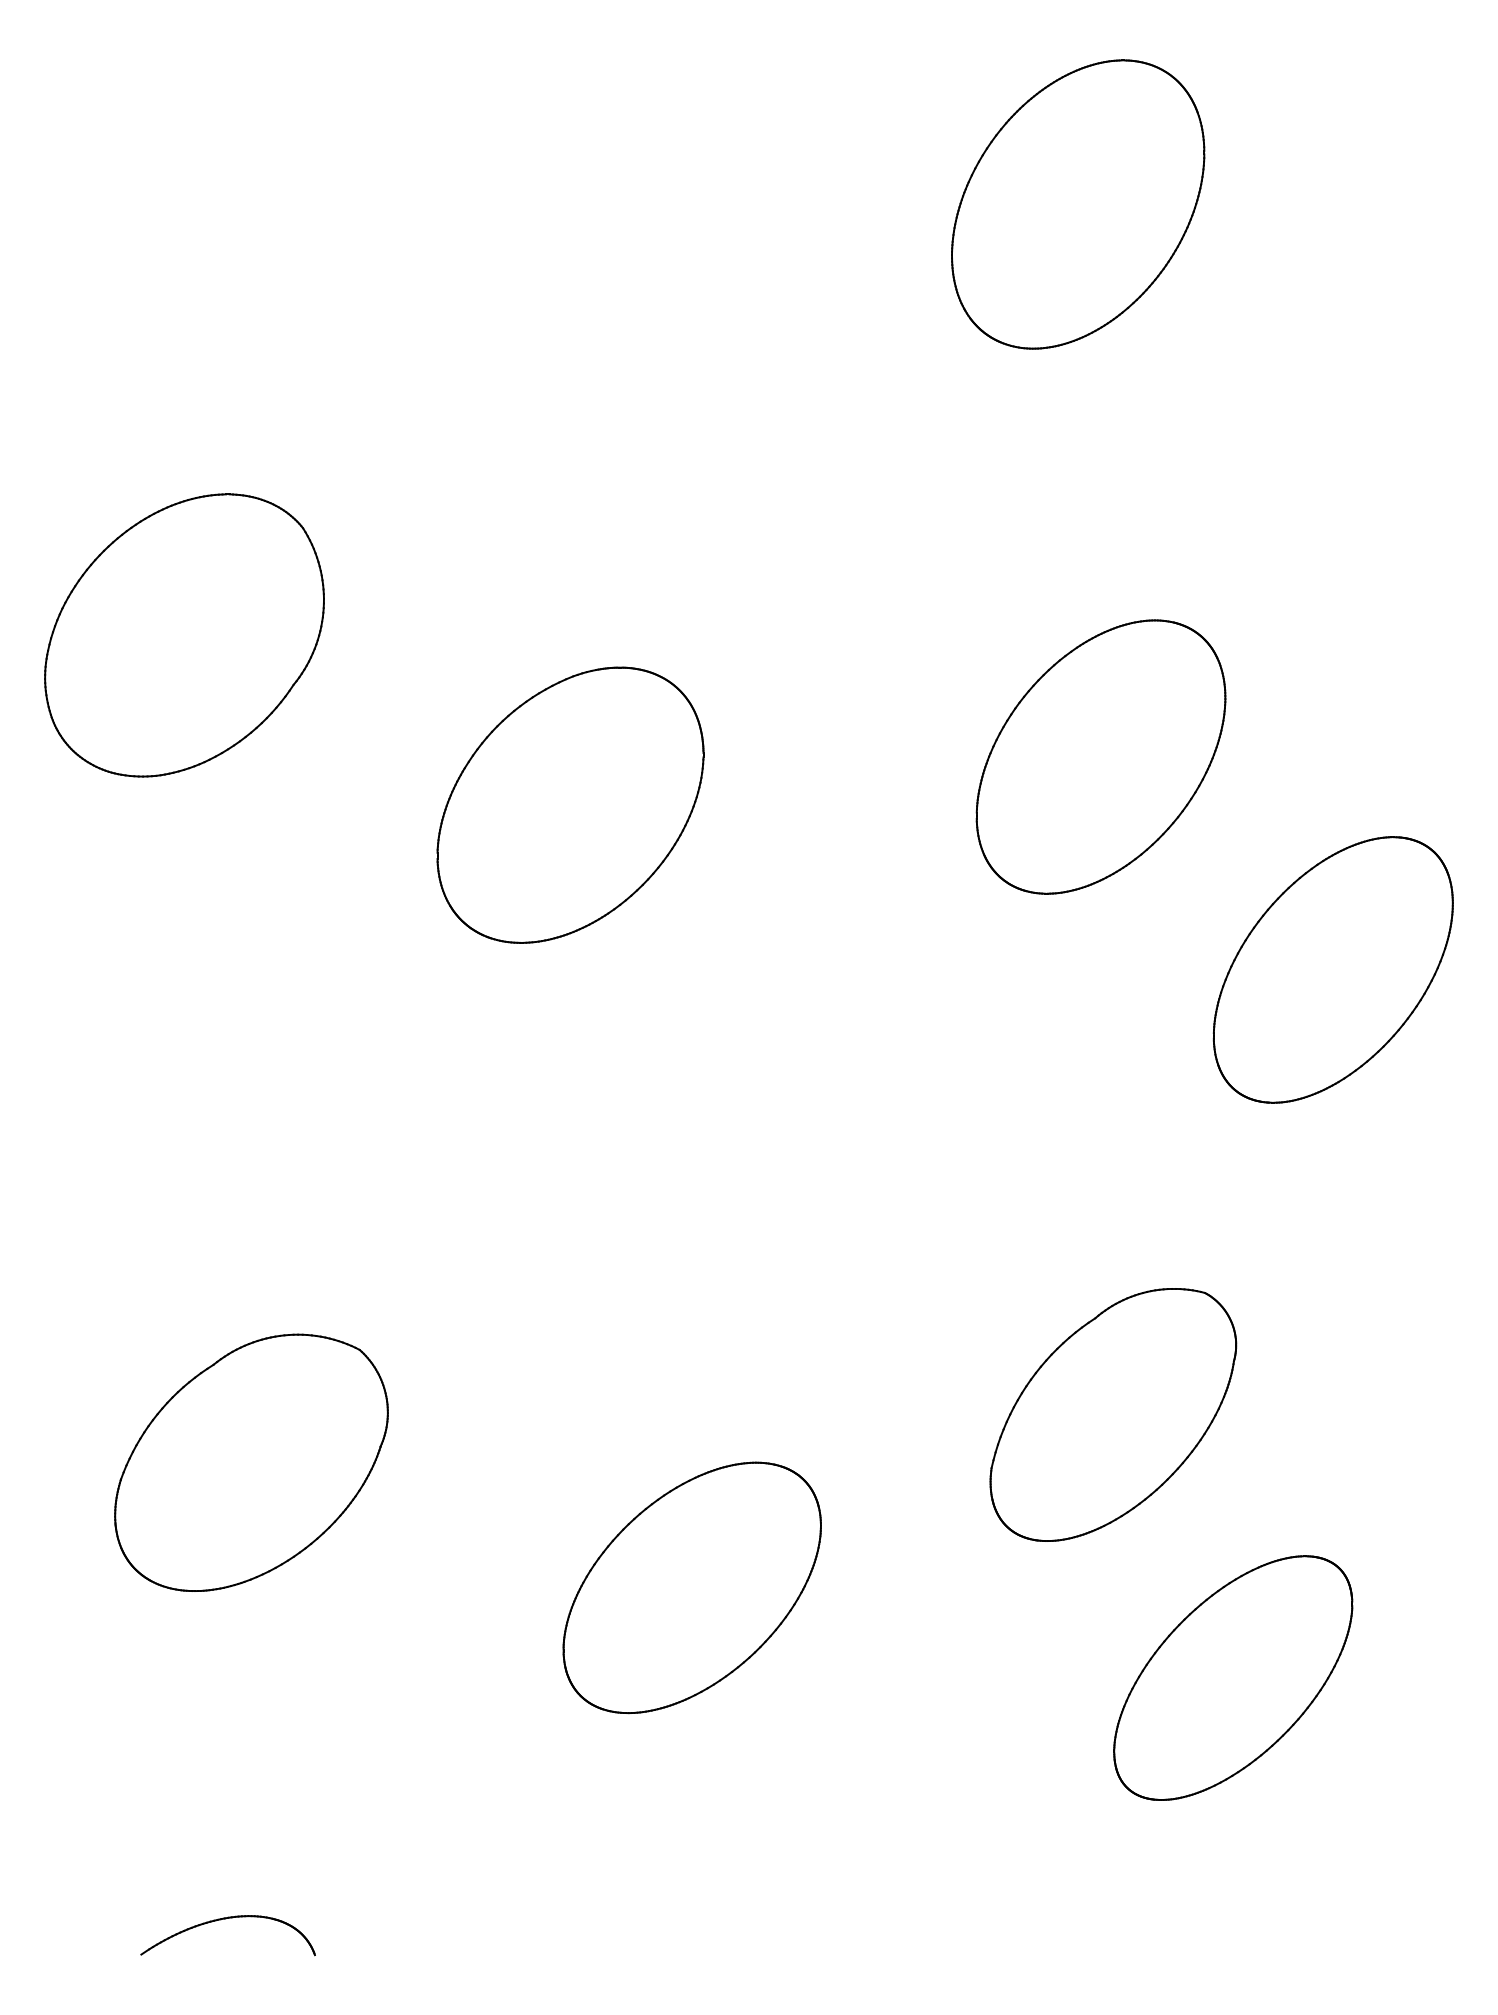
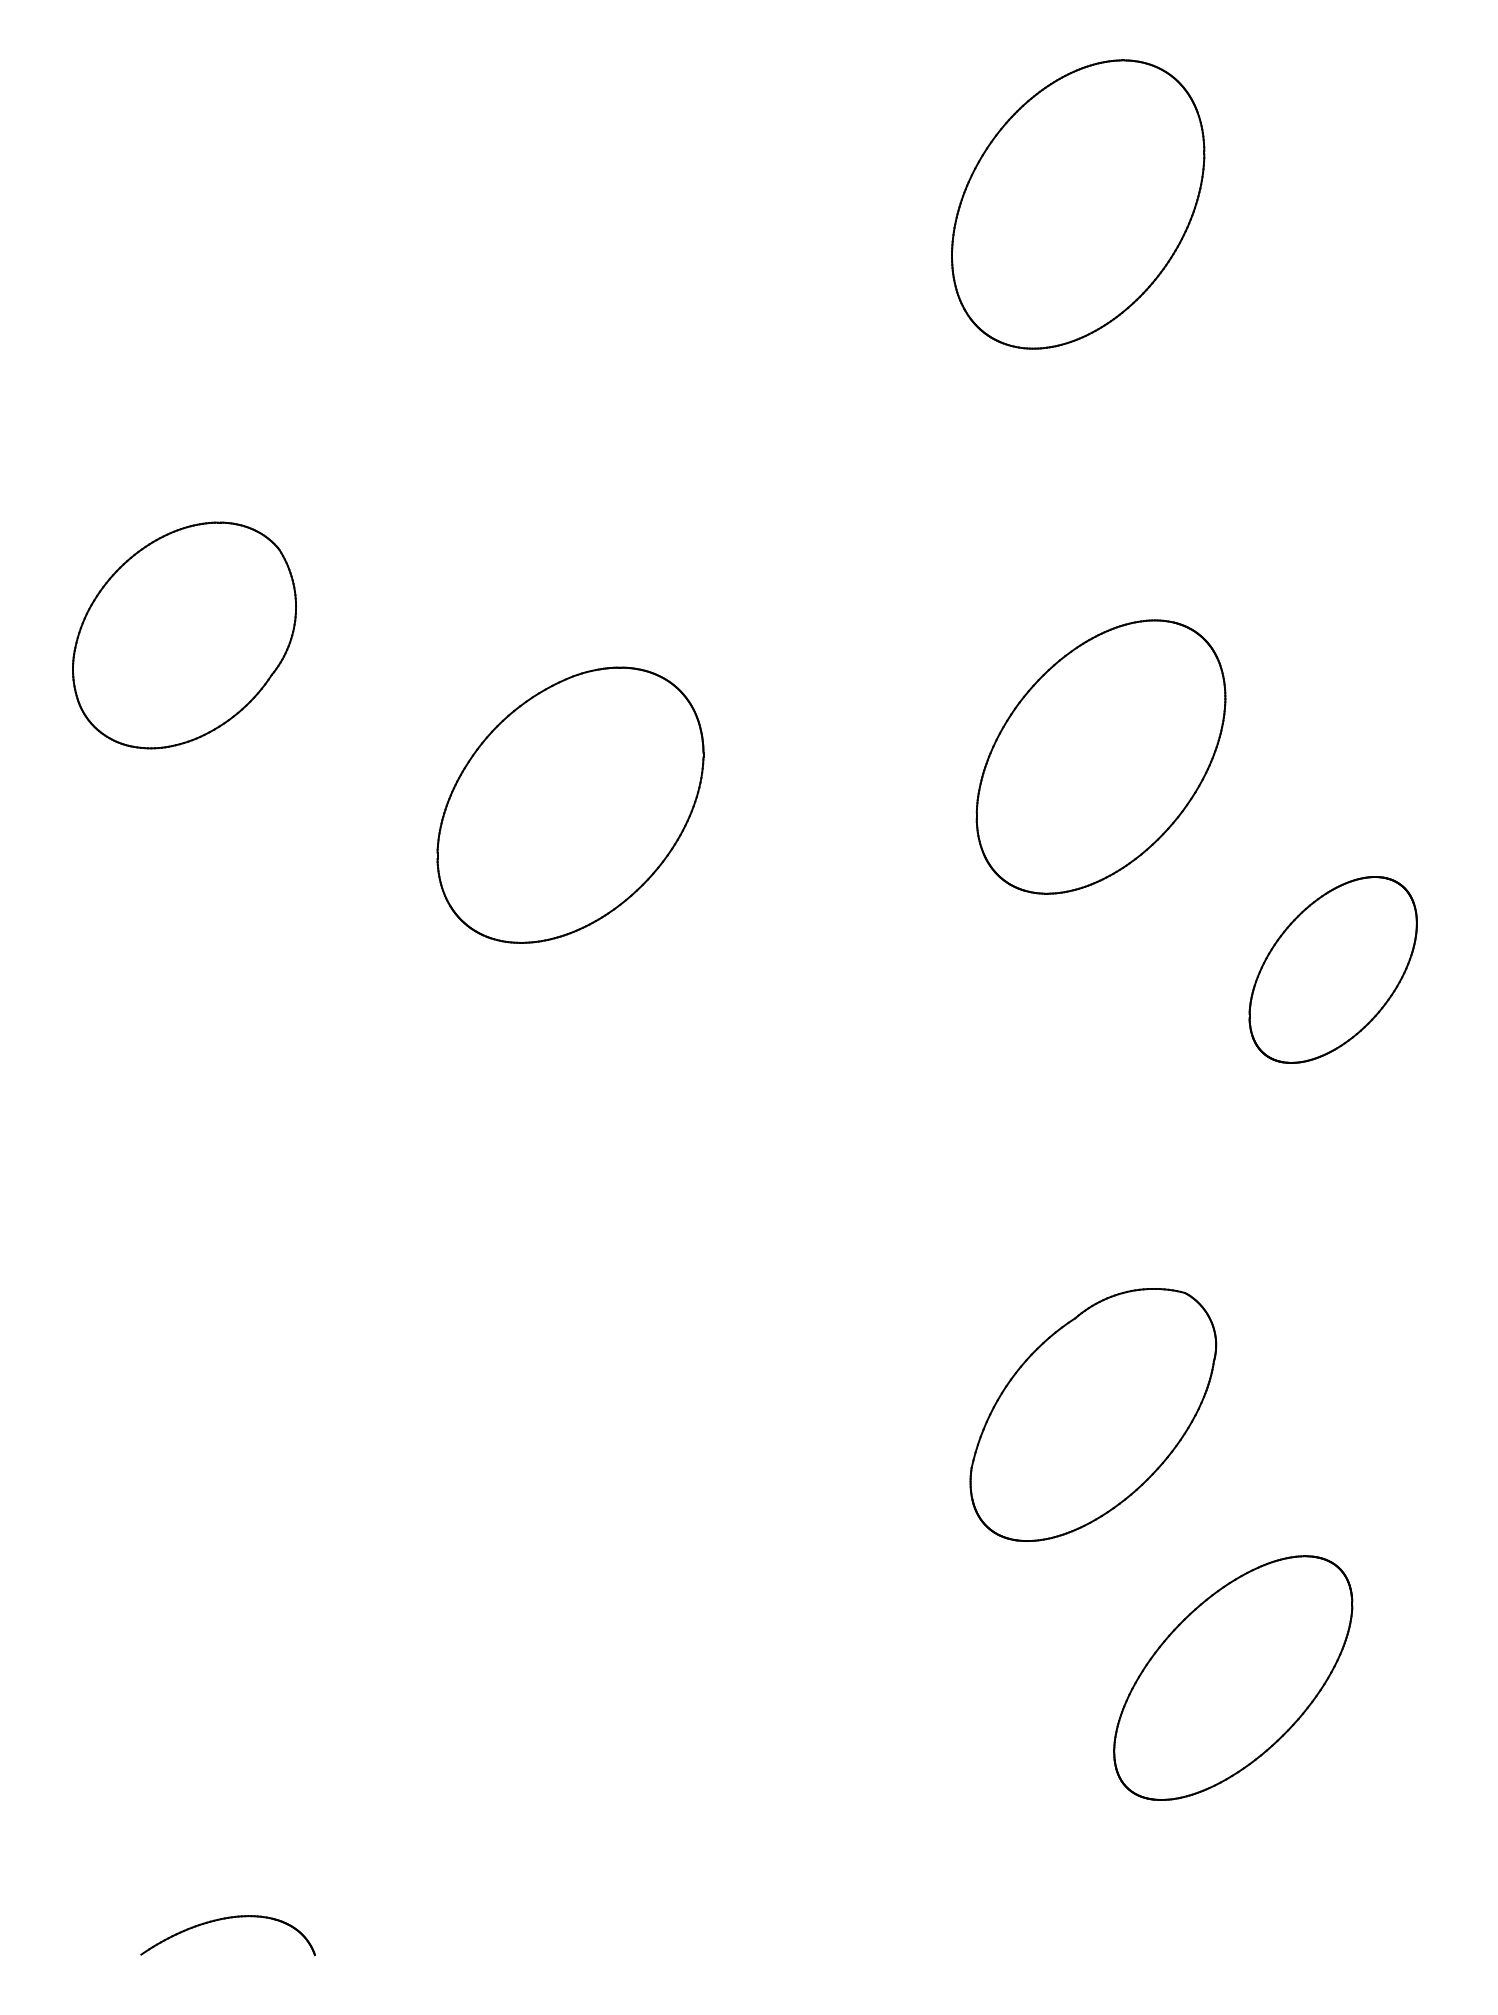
part size: 281x285 px -> 225x229 px (184, 635)
part size: 242x268 px -> 170x188 px (1332, 969)
part position: (1113, 1414) -> (1093, 1414) (1093, 1414)
part: present -> none (251, 1462)
part: present -> none (691, 1587)
